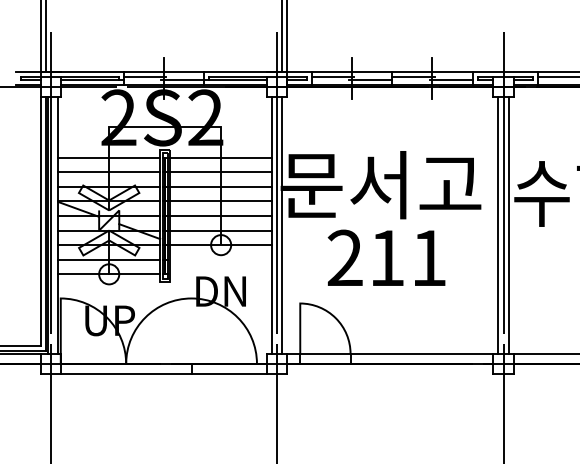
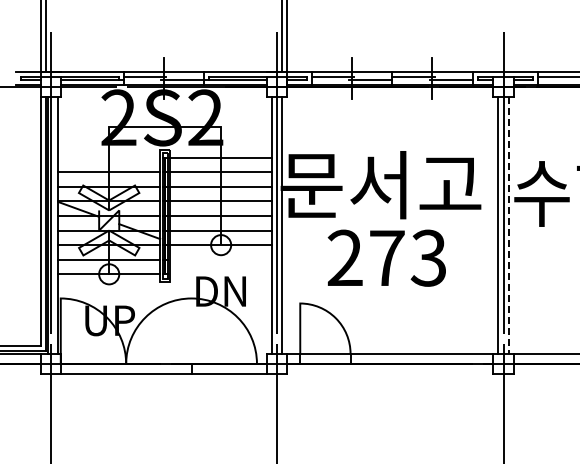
line: present -> none (109, 157)
line: solid -> dashed (508, 226)
text: 211 -> 273 (407, 257)
